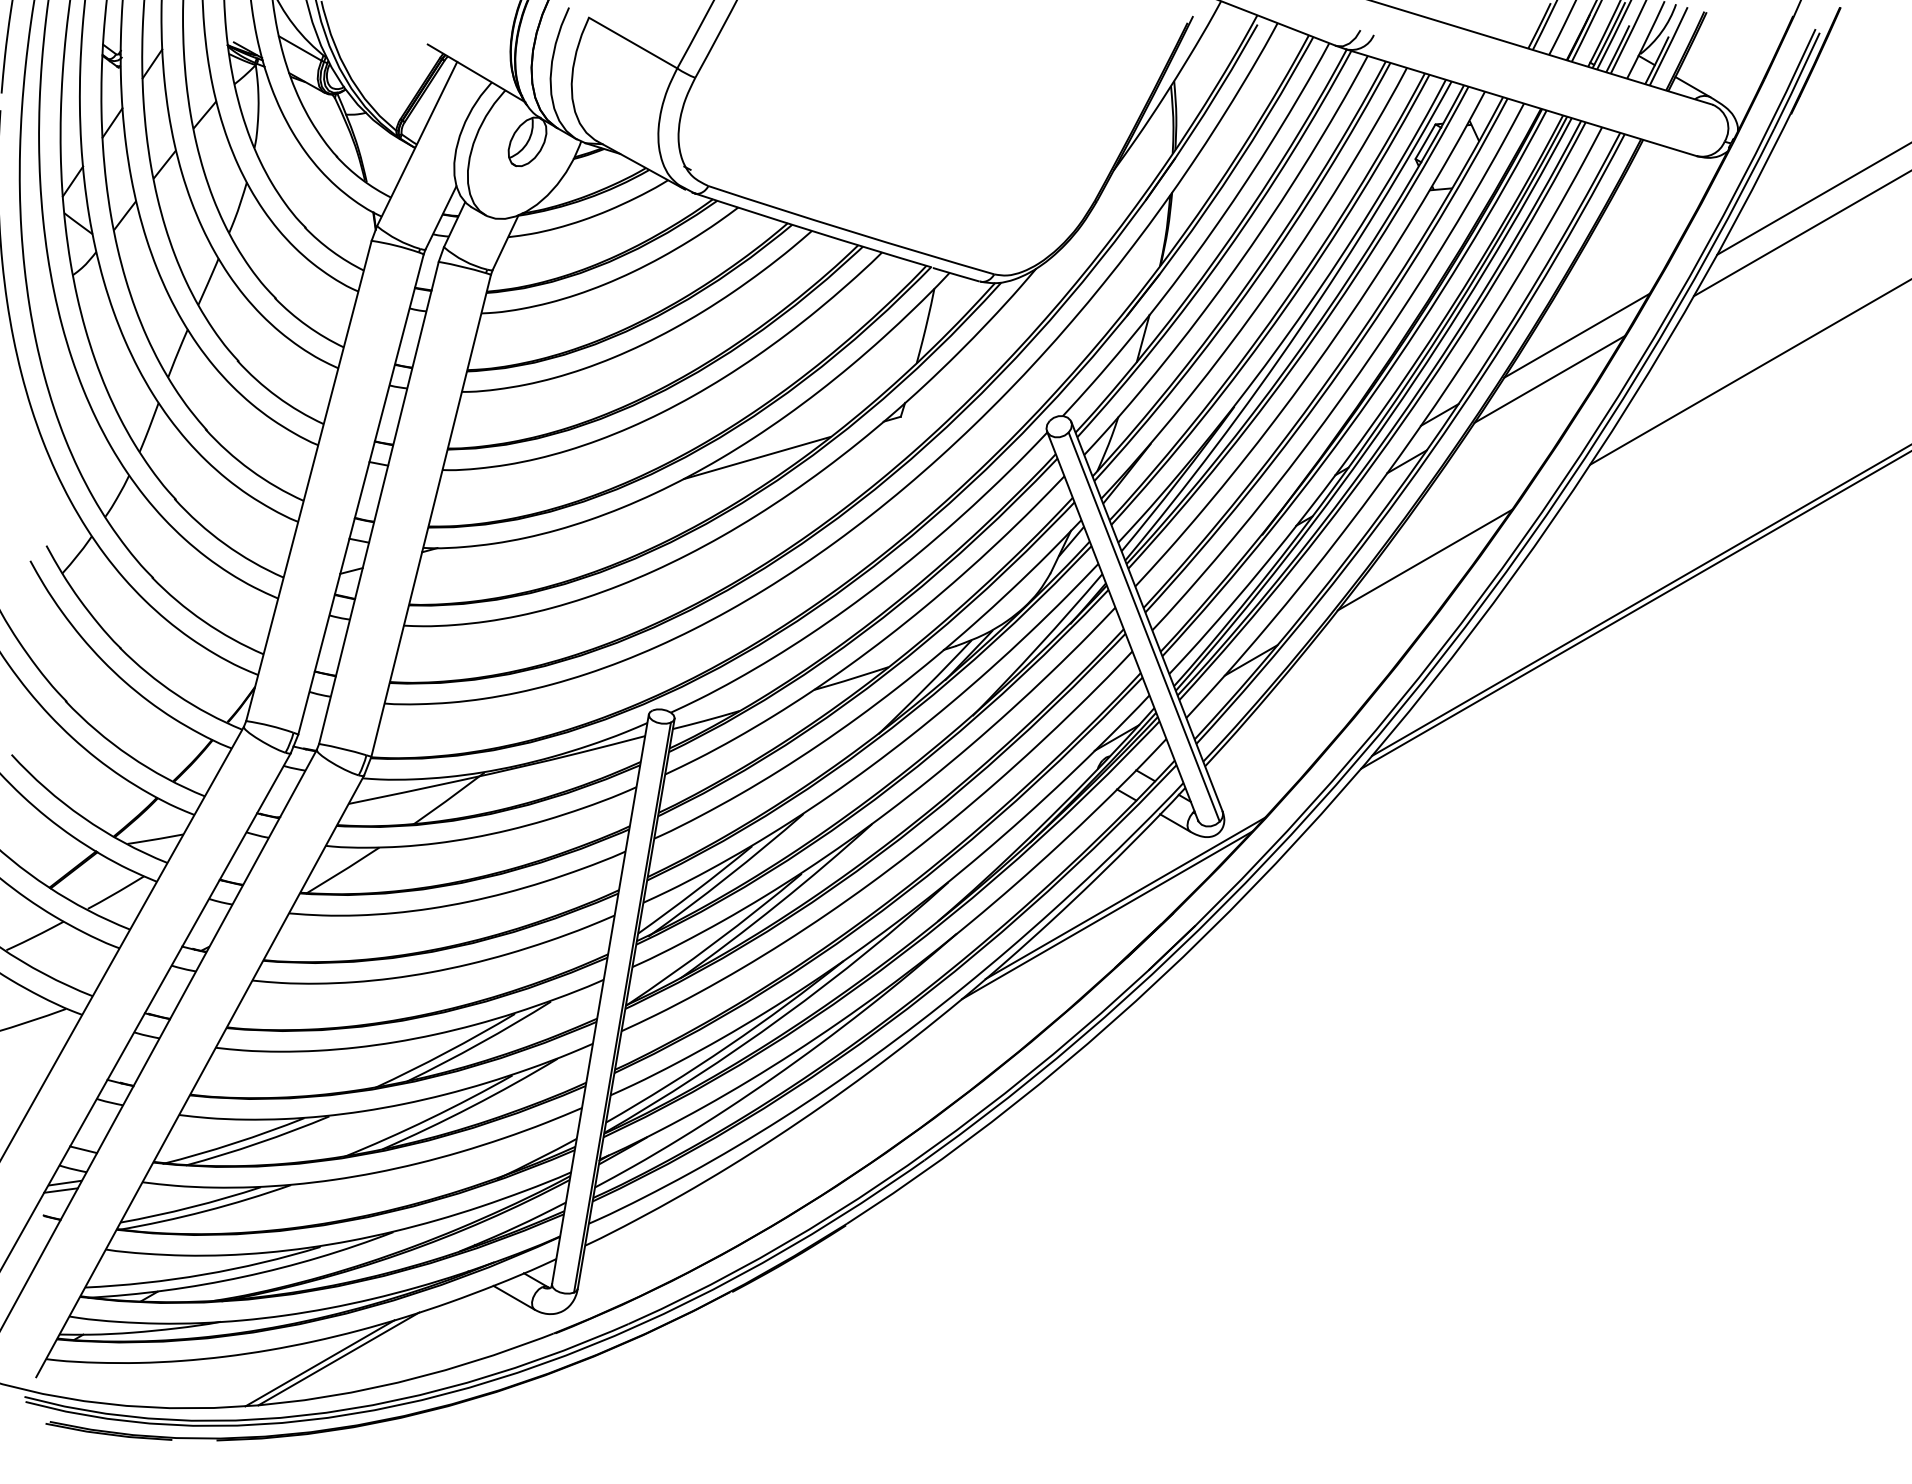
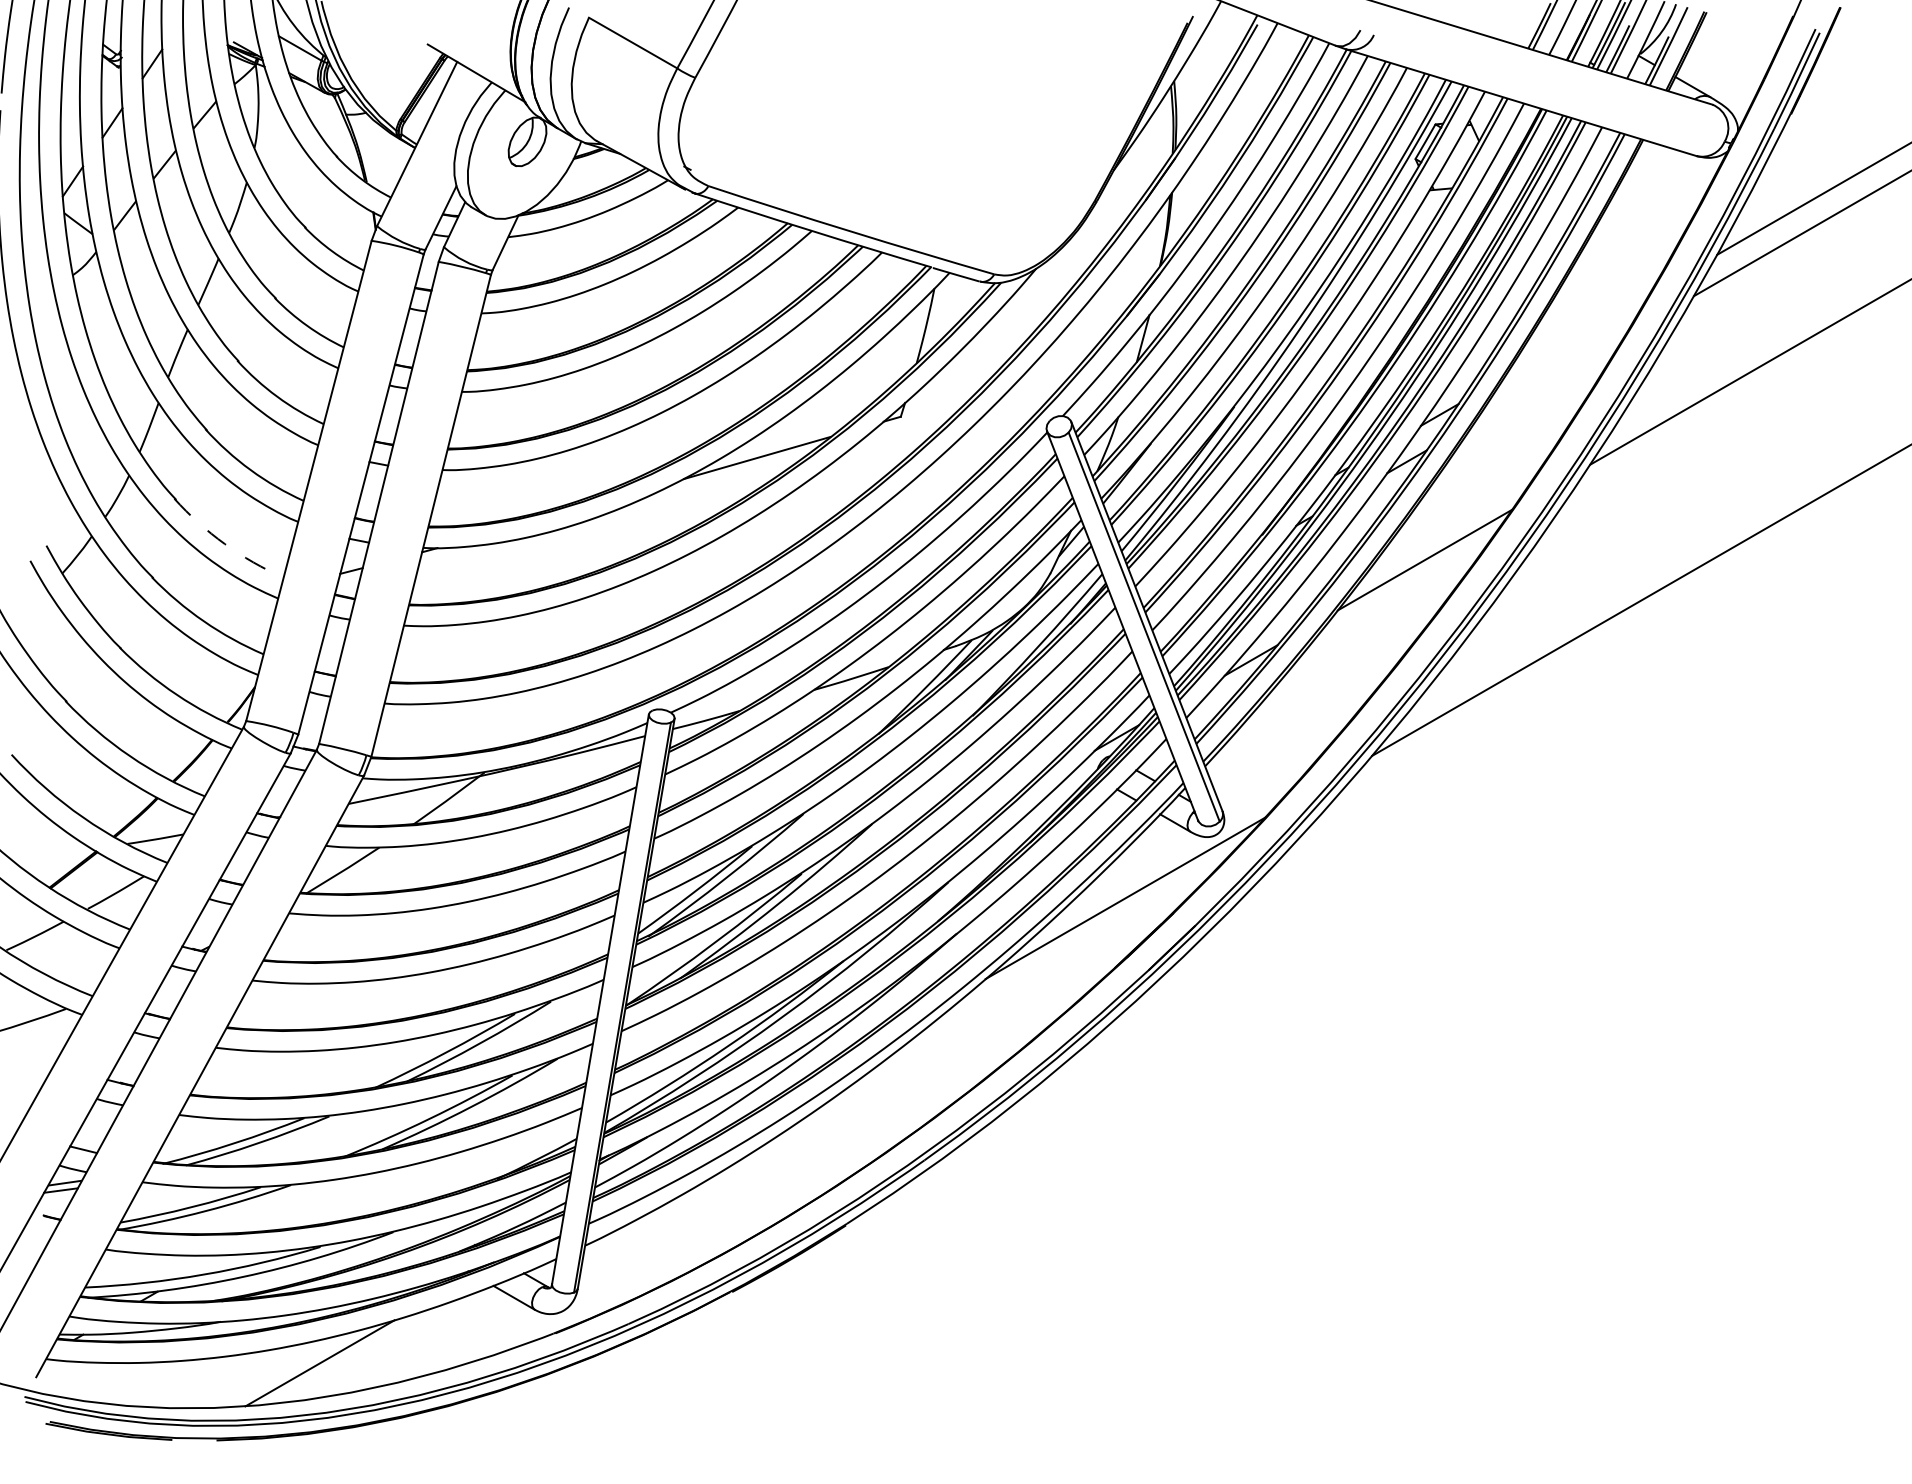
line: present -> none (1577, 335)
line: present -> none (1549, 379)
arc: solid -> dashed (224, 544)
line: present -> none (1634, 610)
line: present -> none (1107, 915)
line: present -> none (338, 1358)
